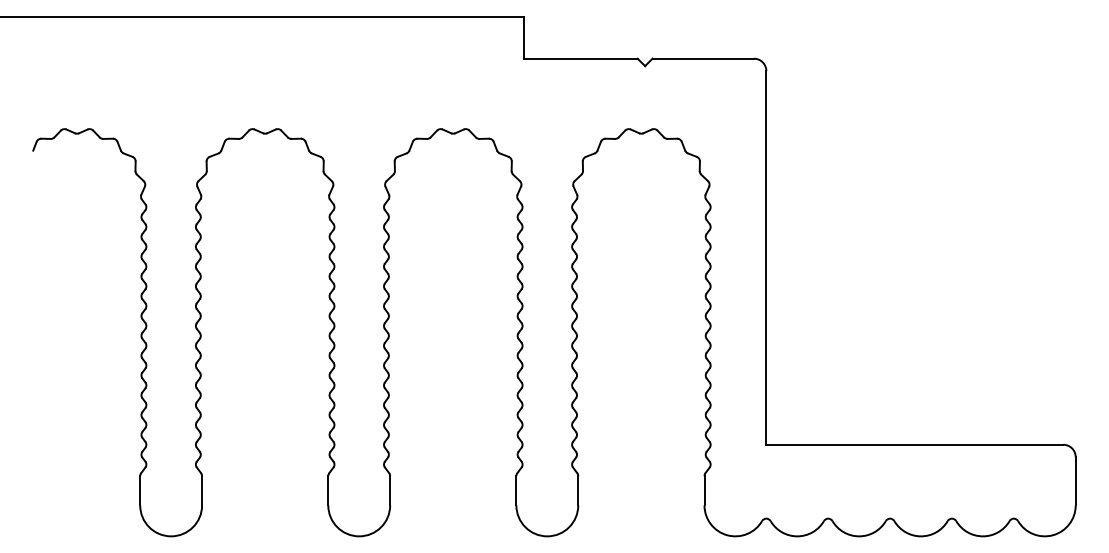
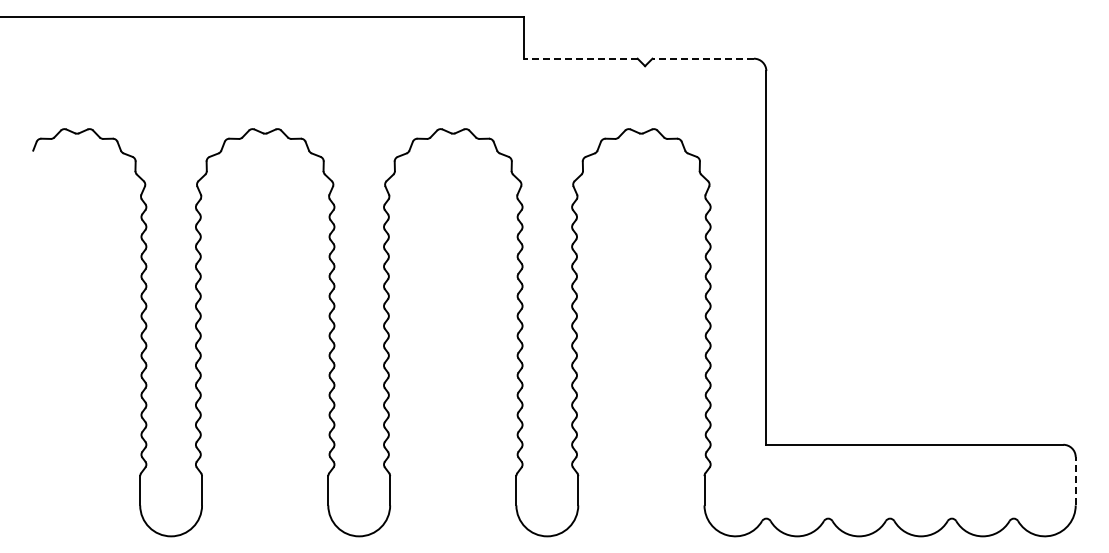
line: solid -> dashed (580, 58)
line: solid -> dashed (703, 58)
line: solid -> dashed (1075, 480)
